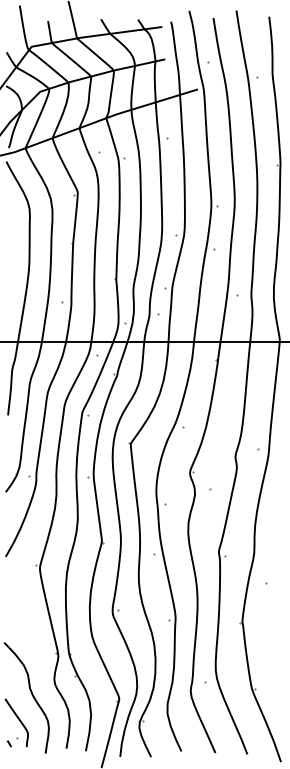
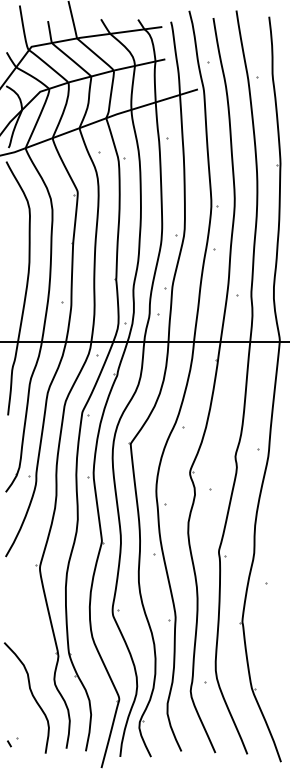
curve: present -> none (18, 720)
